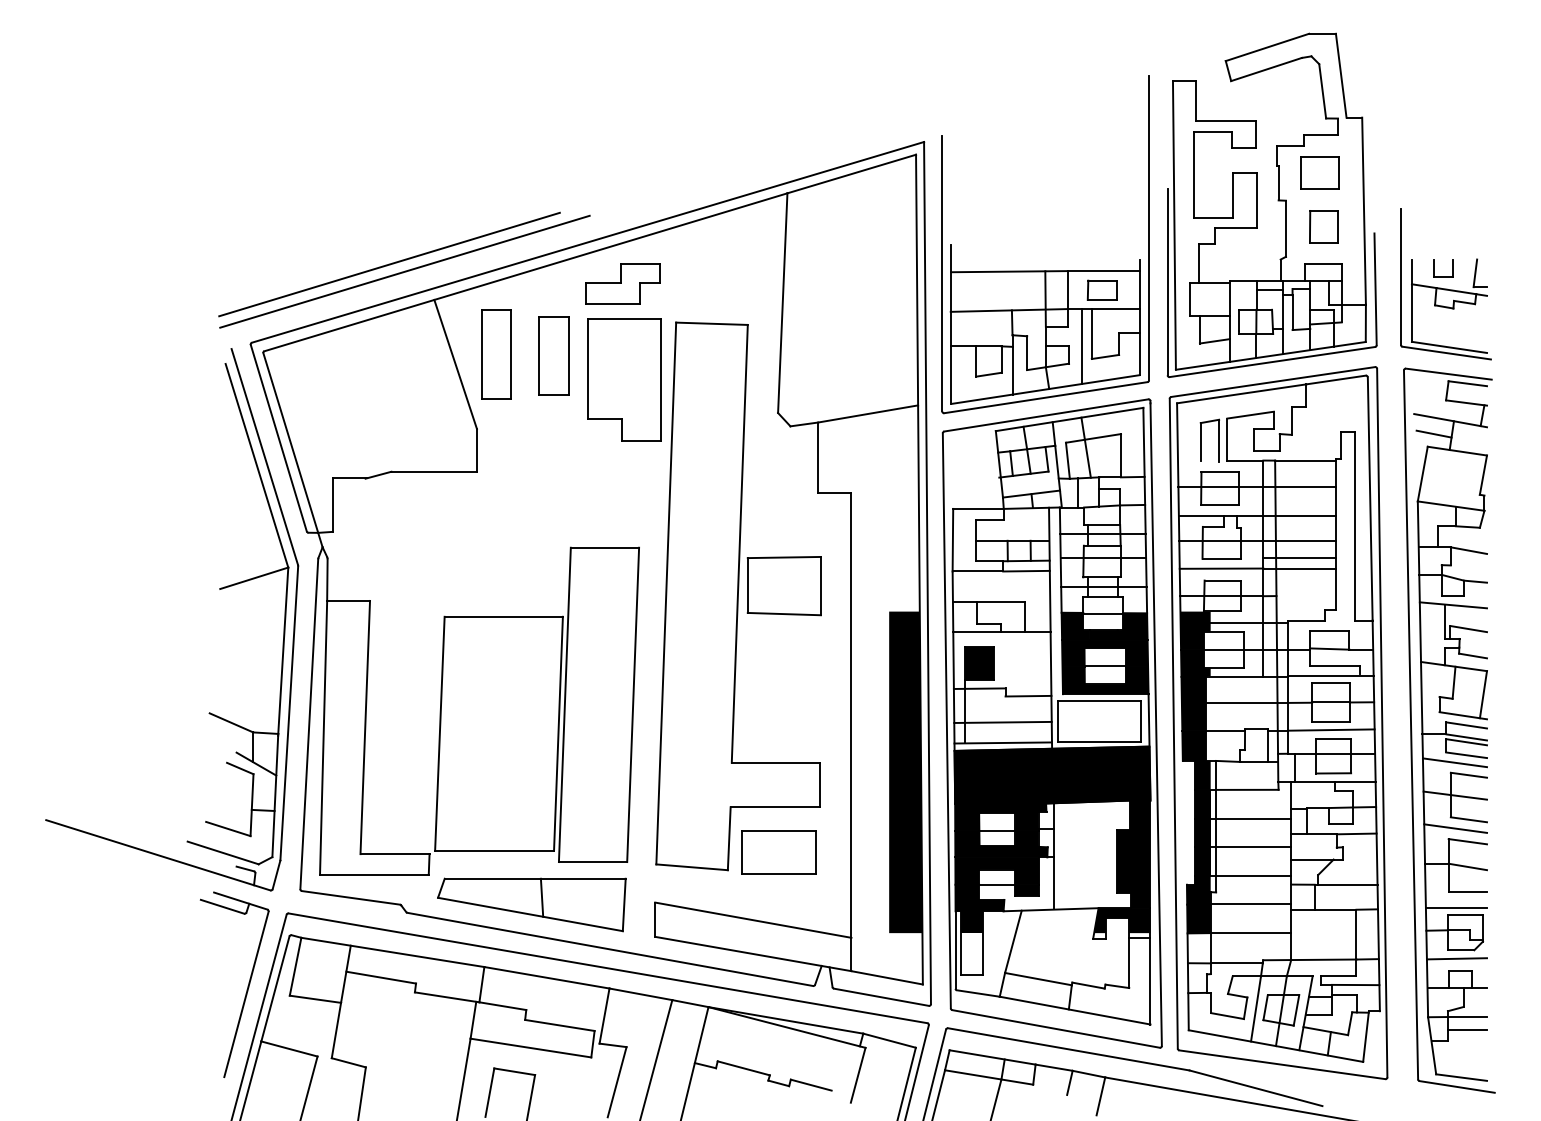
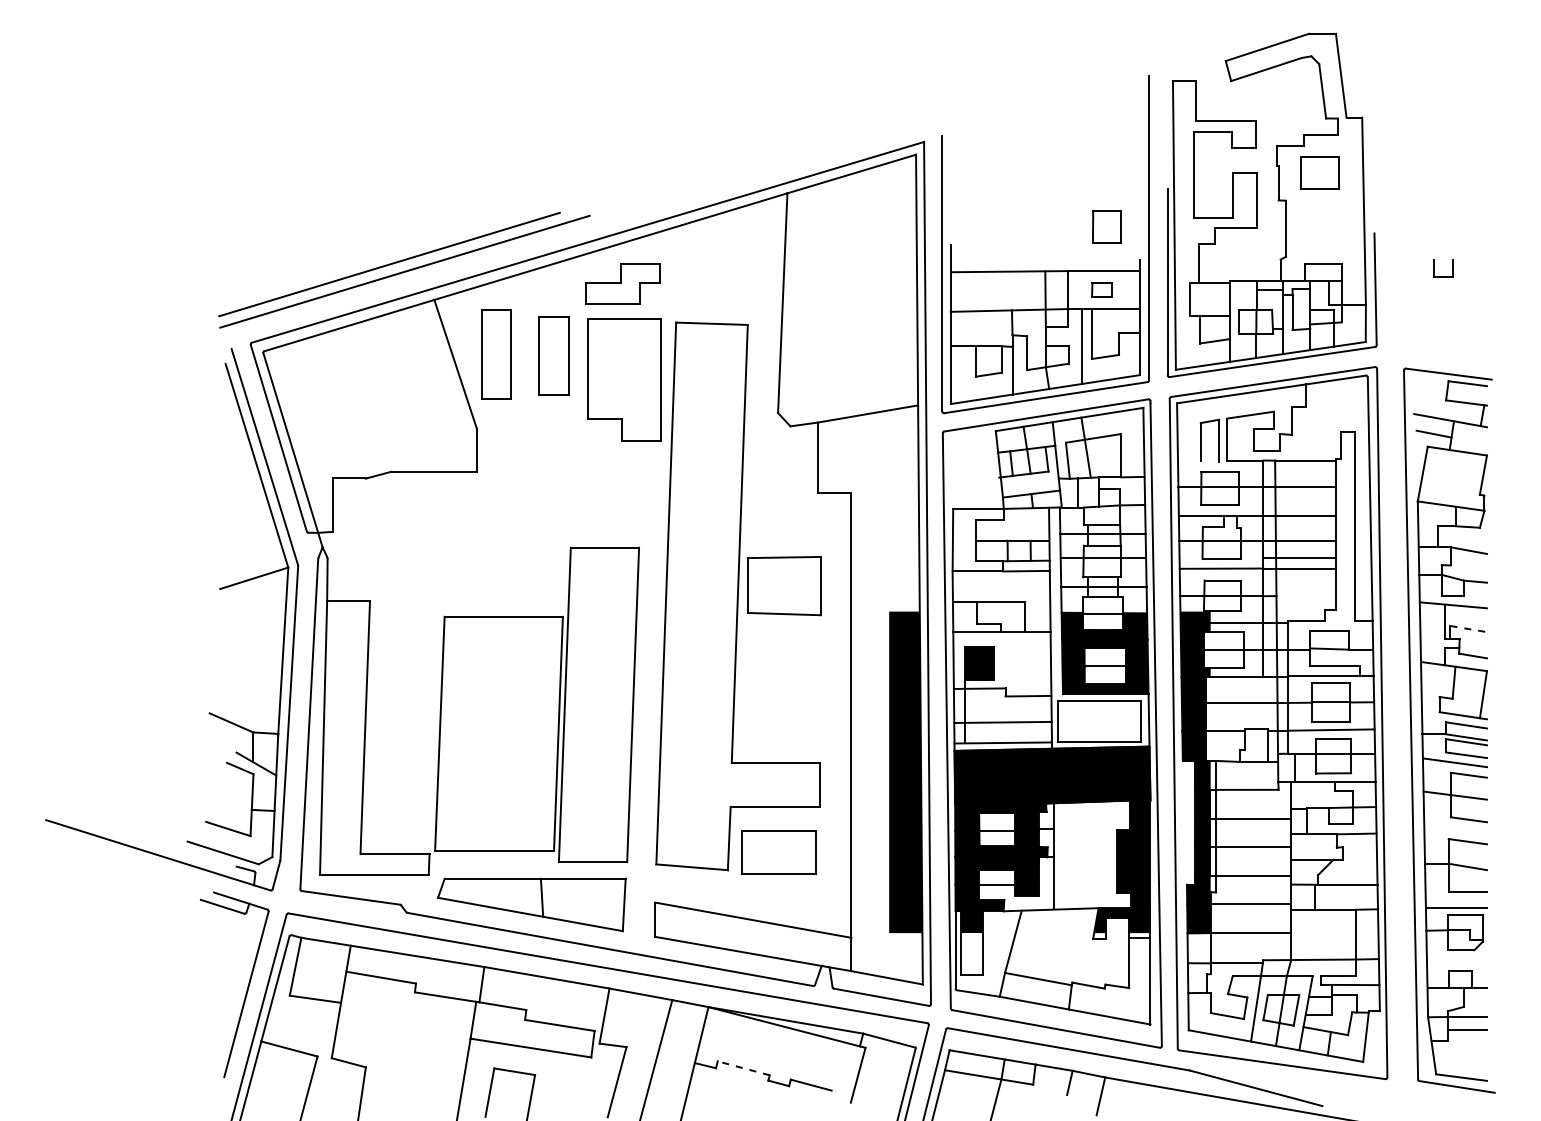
part position: (1323, 226) -> (1106, 226) (1106, 226)
part: present -> none (1445, 284)
part size: 32x22 px -> 22x16 px (1101, 289)
line: solid -> dashed (1468, 629)
line: present -> none (1455, 828)
line: present -> none (1456, 958)
line: solid -> dashed (743, 1068)
